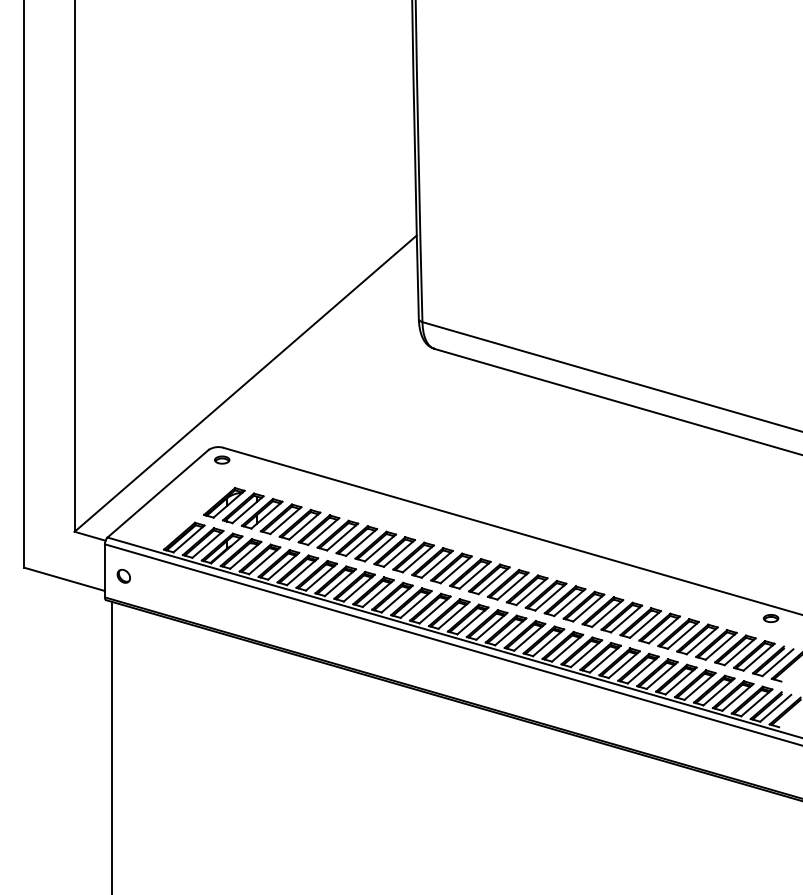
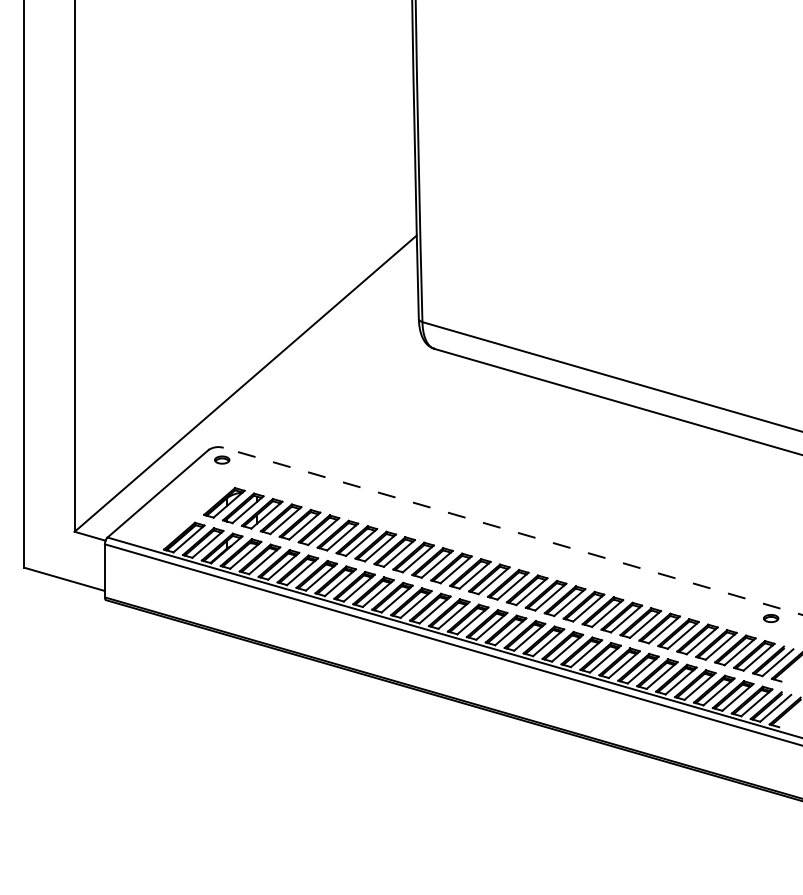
line: solid -> dashed (512, 531)
part: present -> none (123, 575)
line: present -> none (111, 746)
